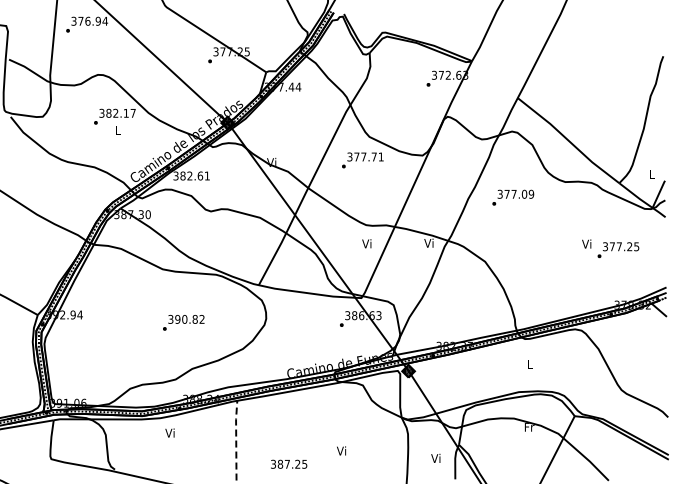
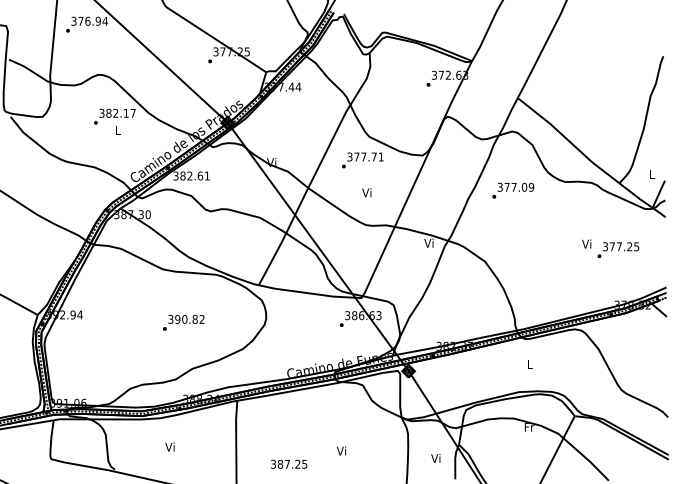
text position: (513, 197) -> (513, 190) (513, 190)
text position: (366, 243) -> (366, 192) (366, 192)
text position: (169, 432) -> (169, 446) (169, 446)
line: dashed -> solid (236, 441)
